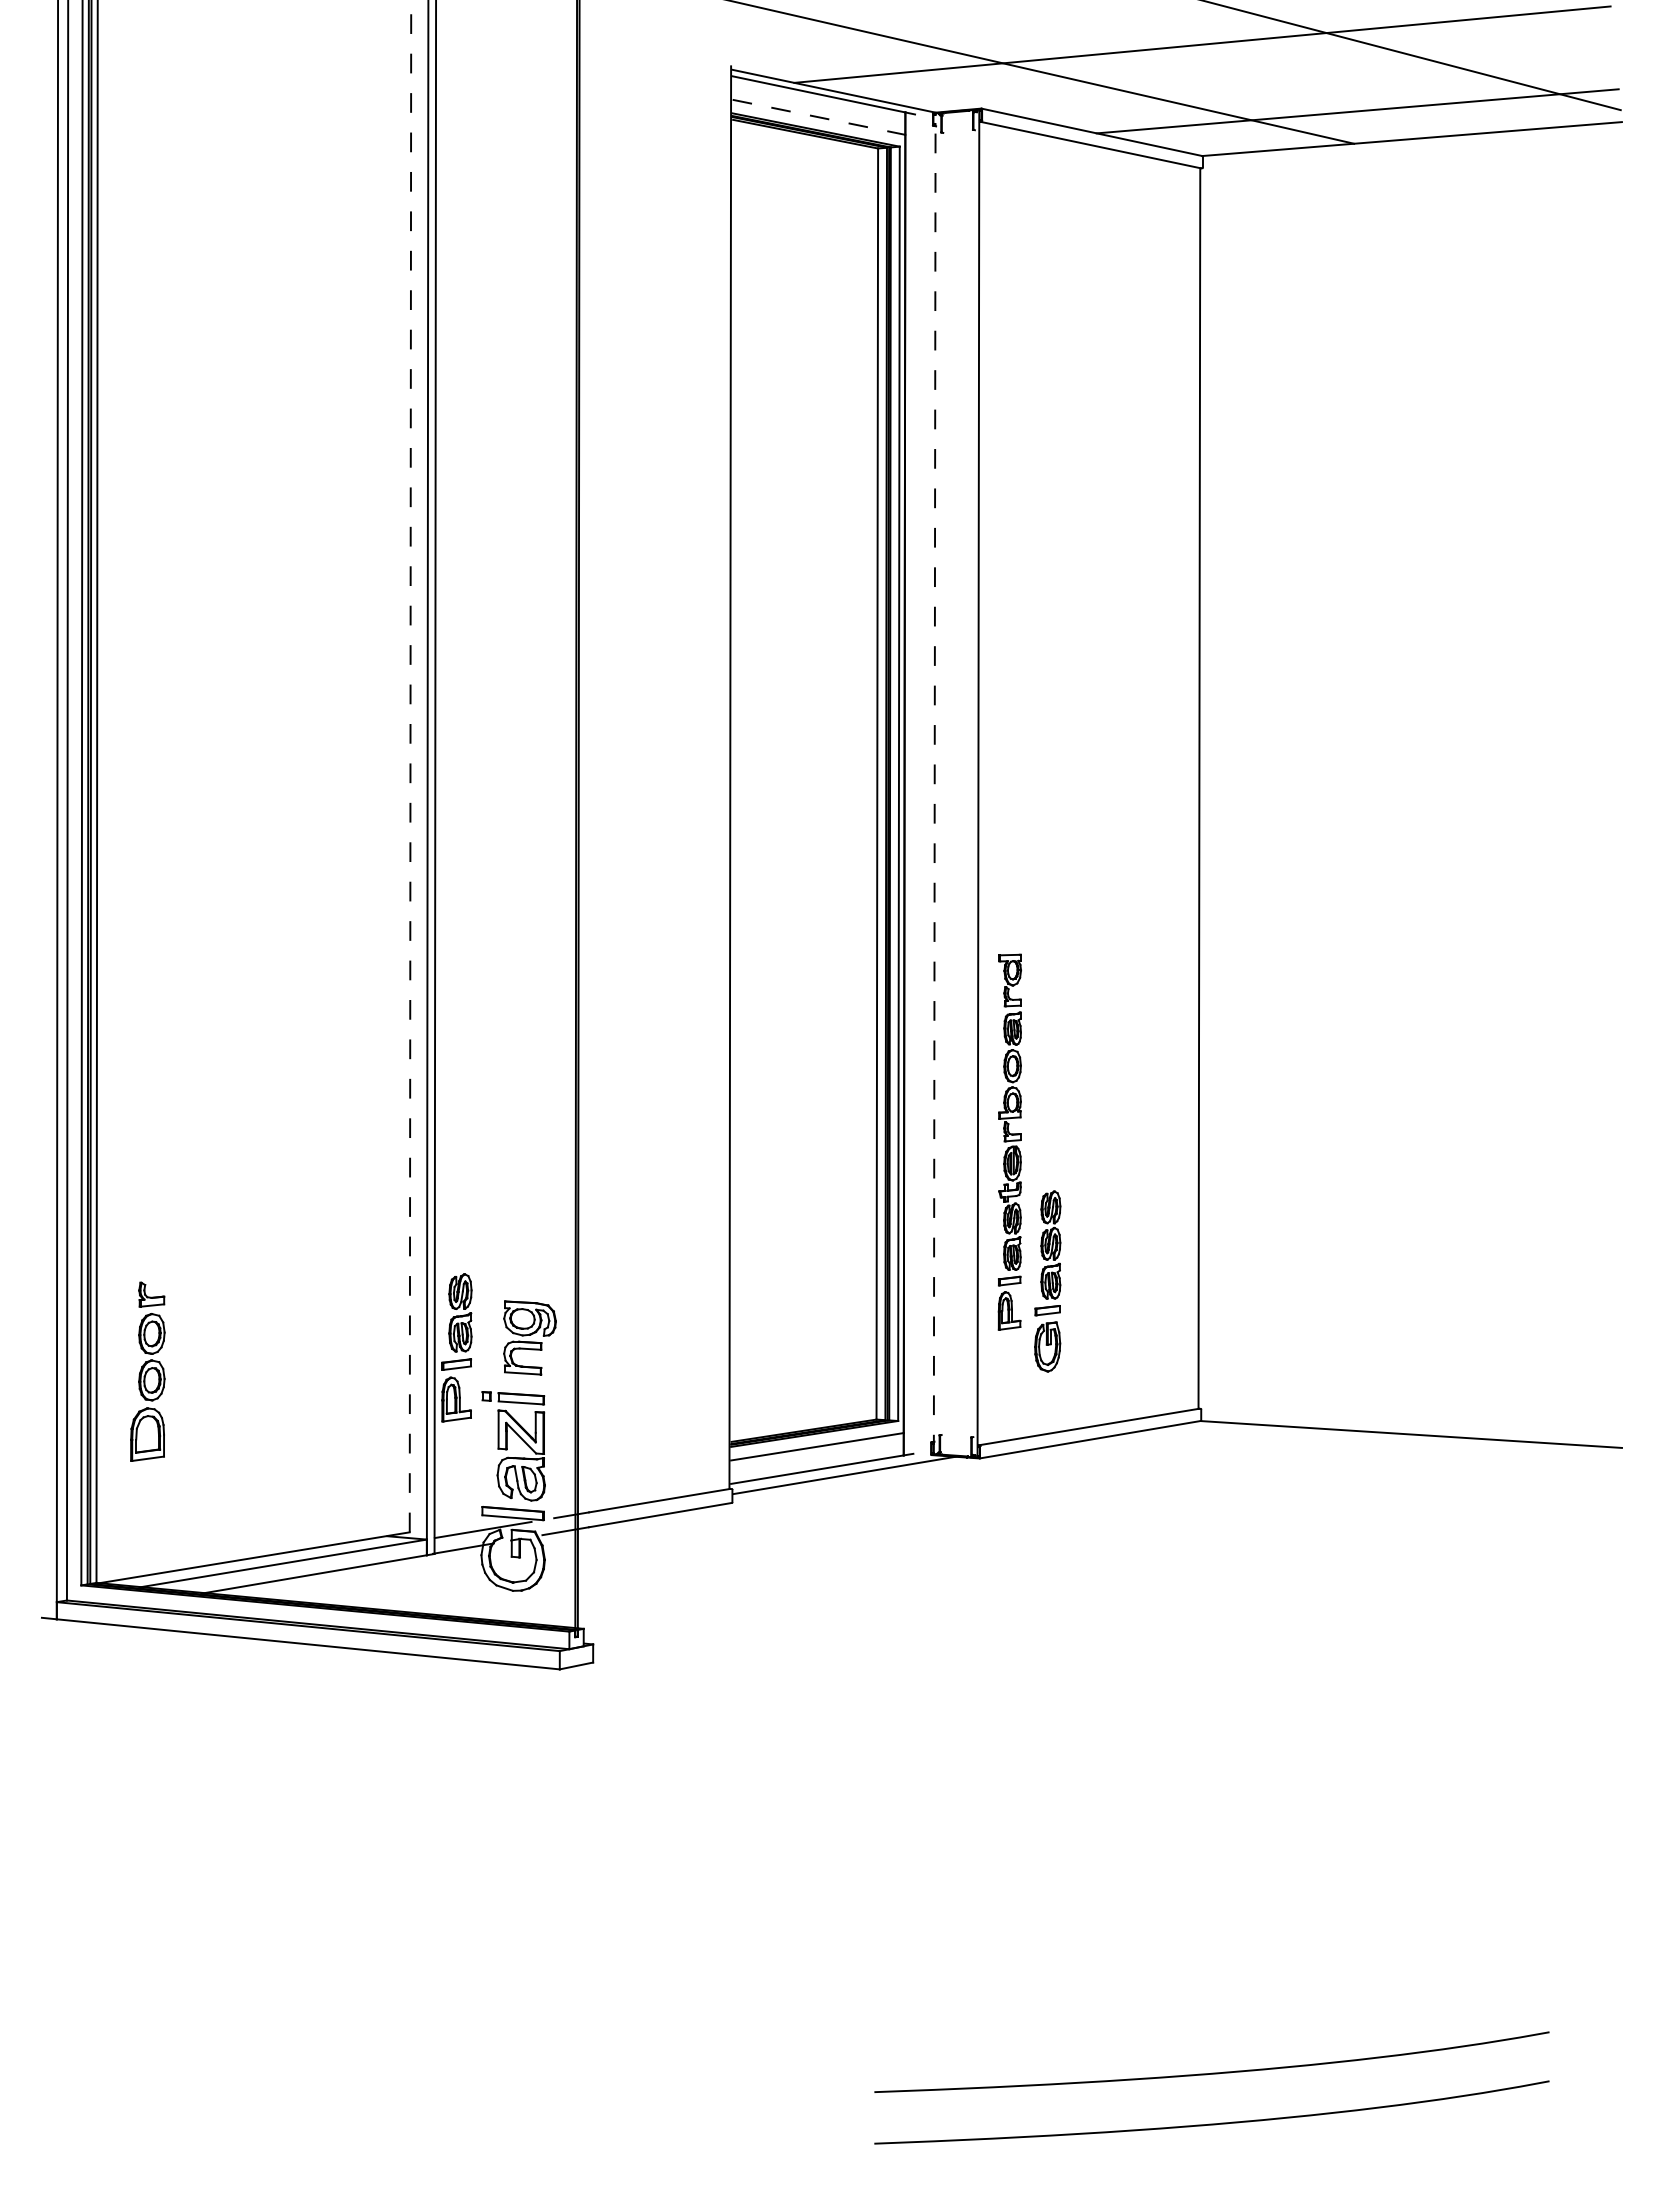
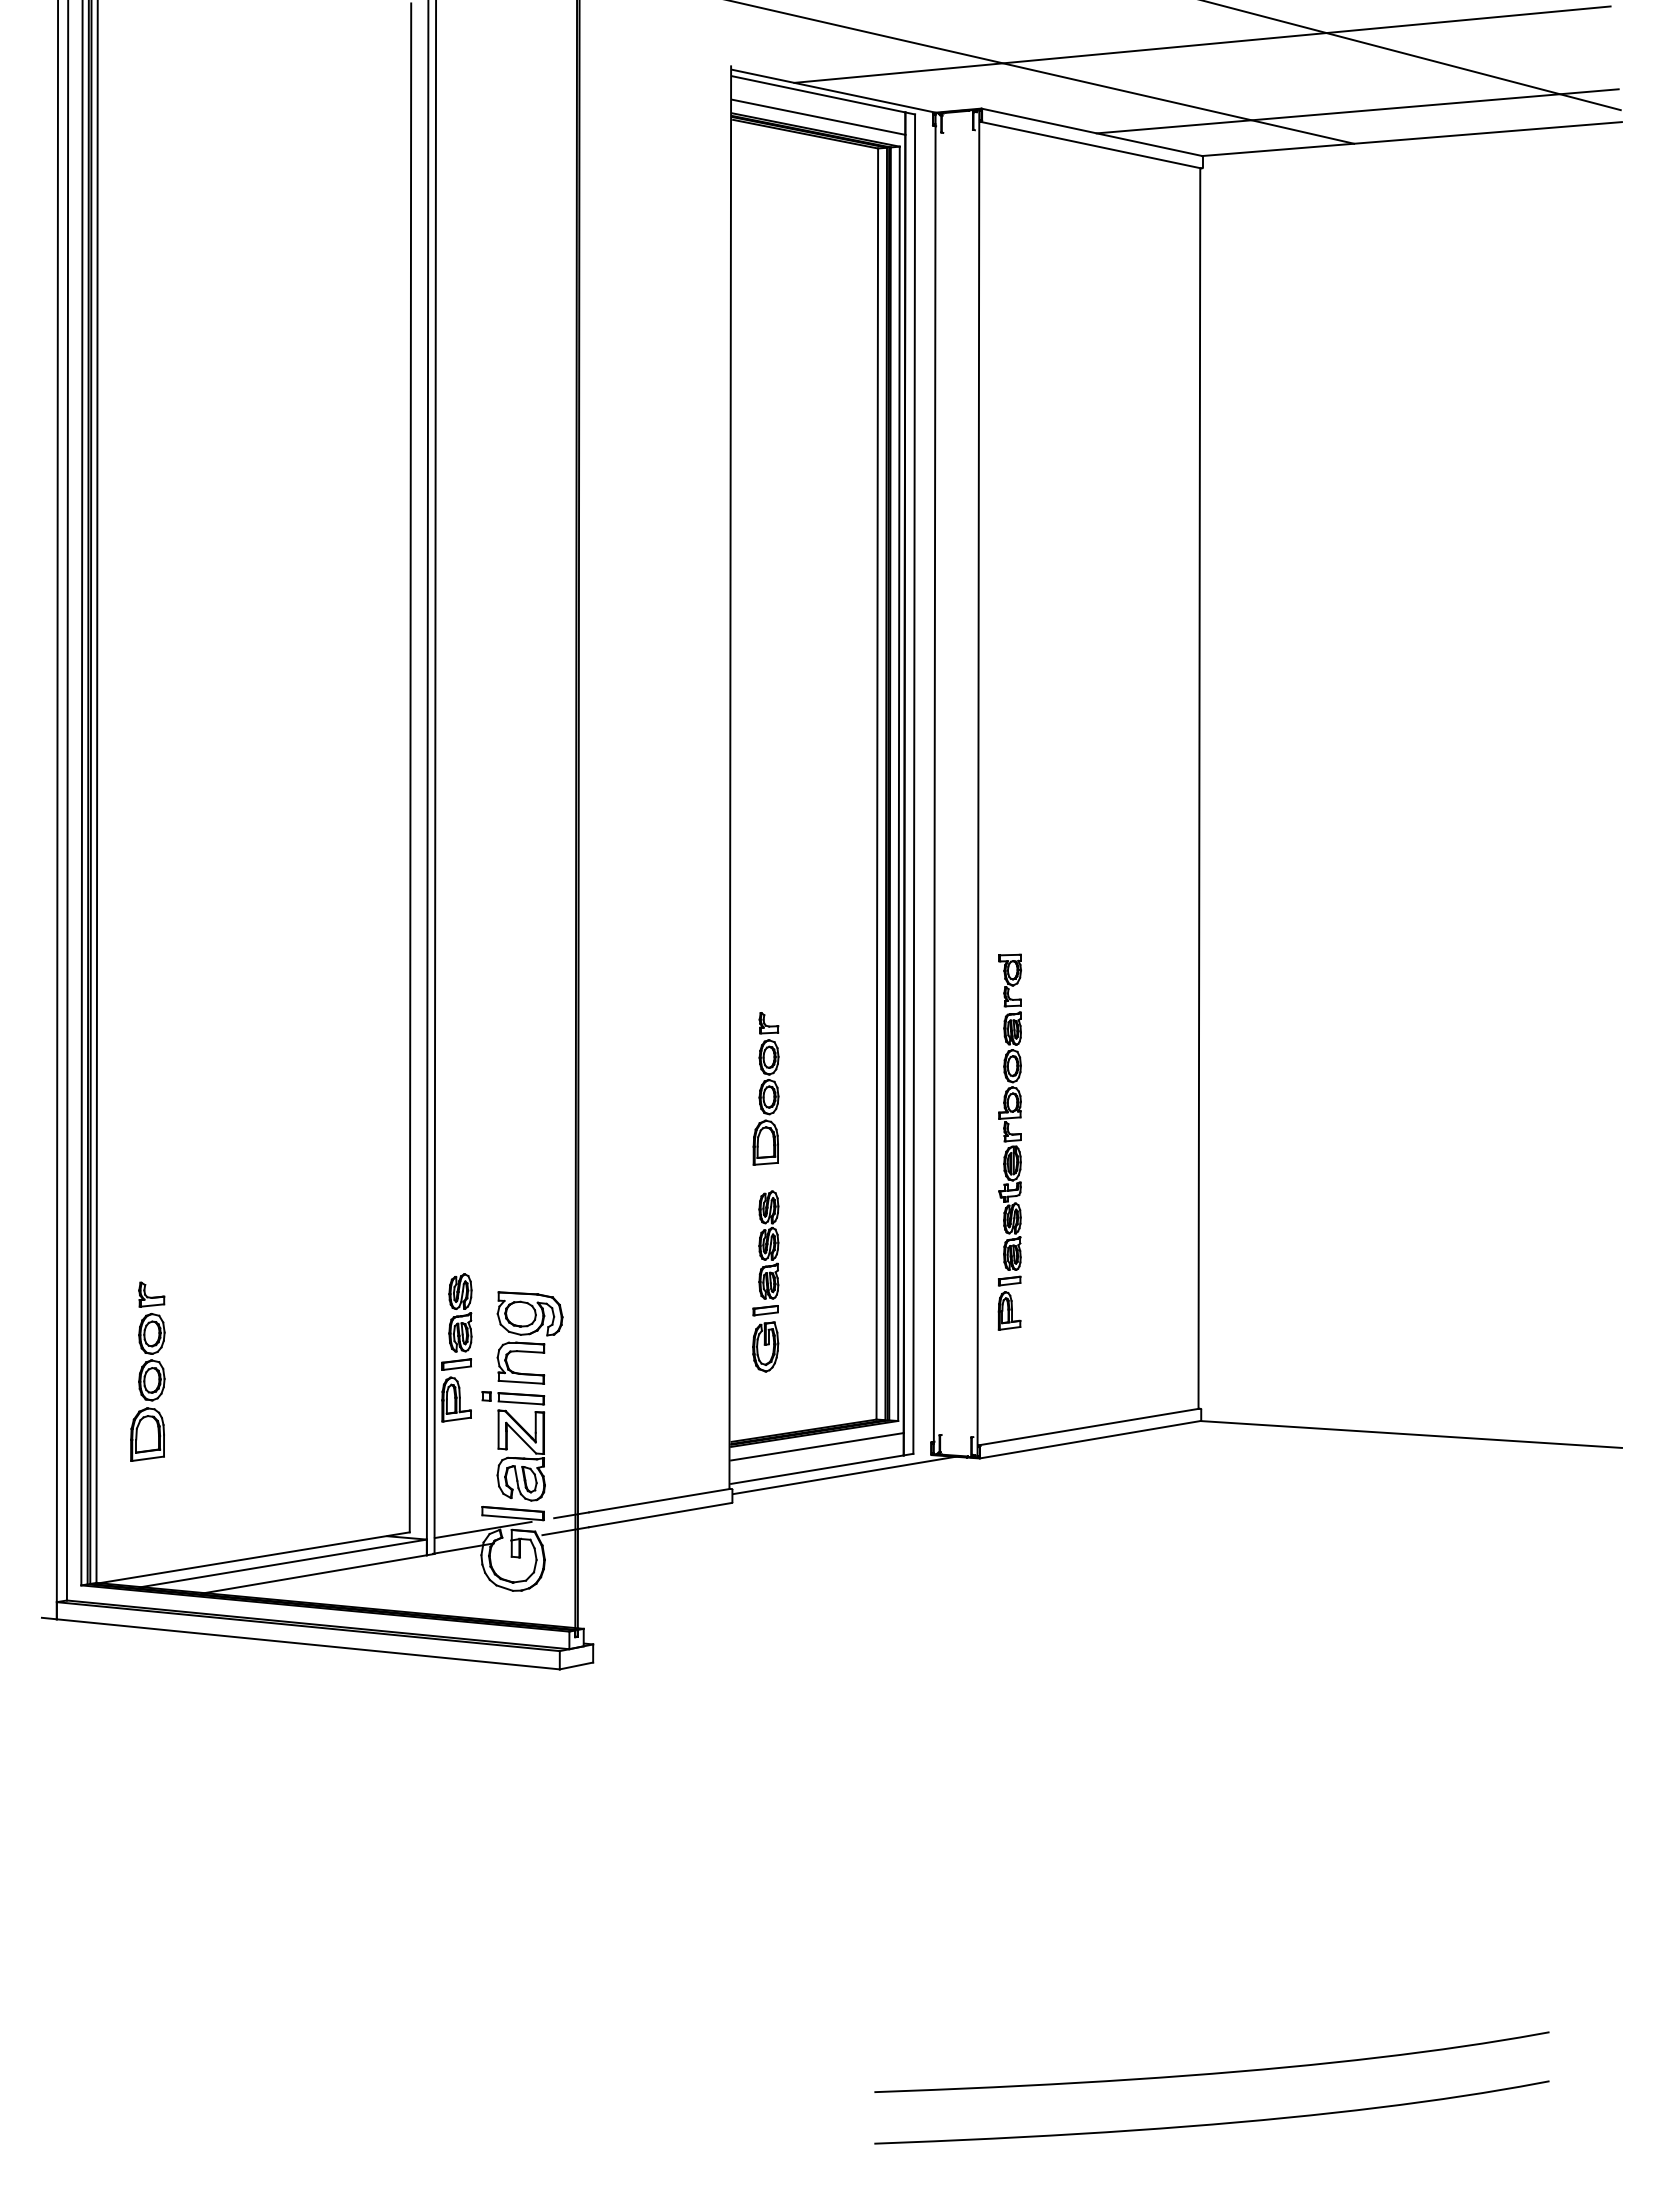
line: dashed -> solid (819, 117)
line: dashed -> solid (410, 767)
line: none -> present (914, 783)
line: dashed -> solid (934, 783)
part: none -> present (765, 1088)
part position: (1047, 1281) -> (765, 1281) (765, 1281)
part size: 54x76 px -> 68x94 px (529, 1337)
